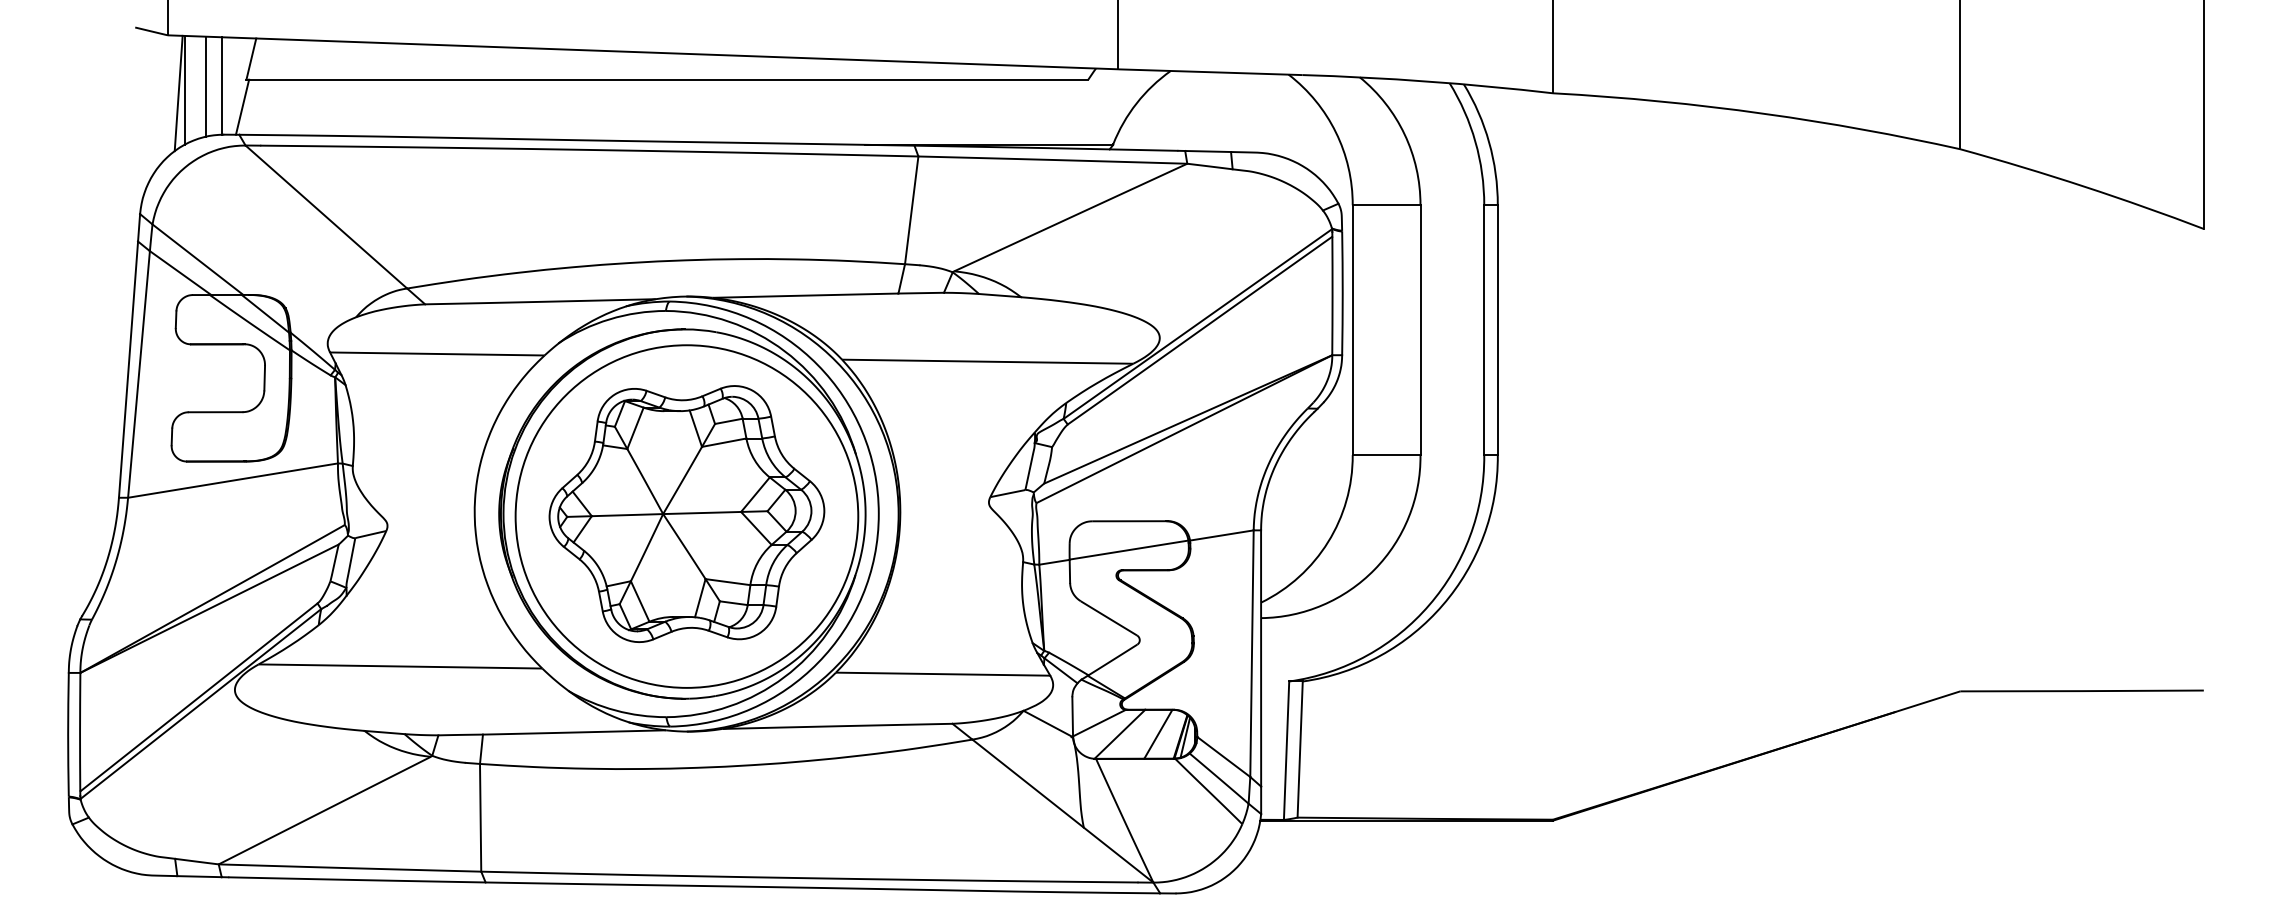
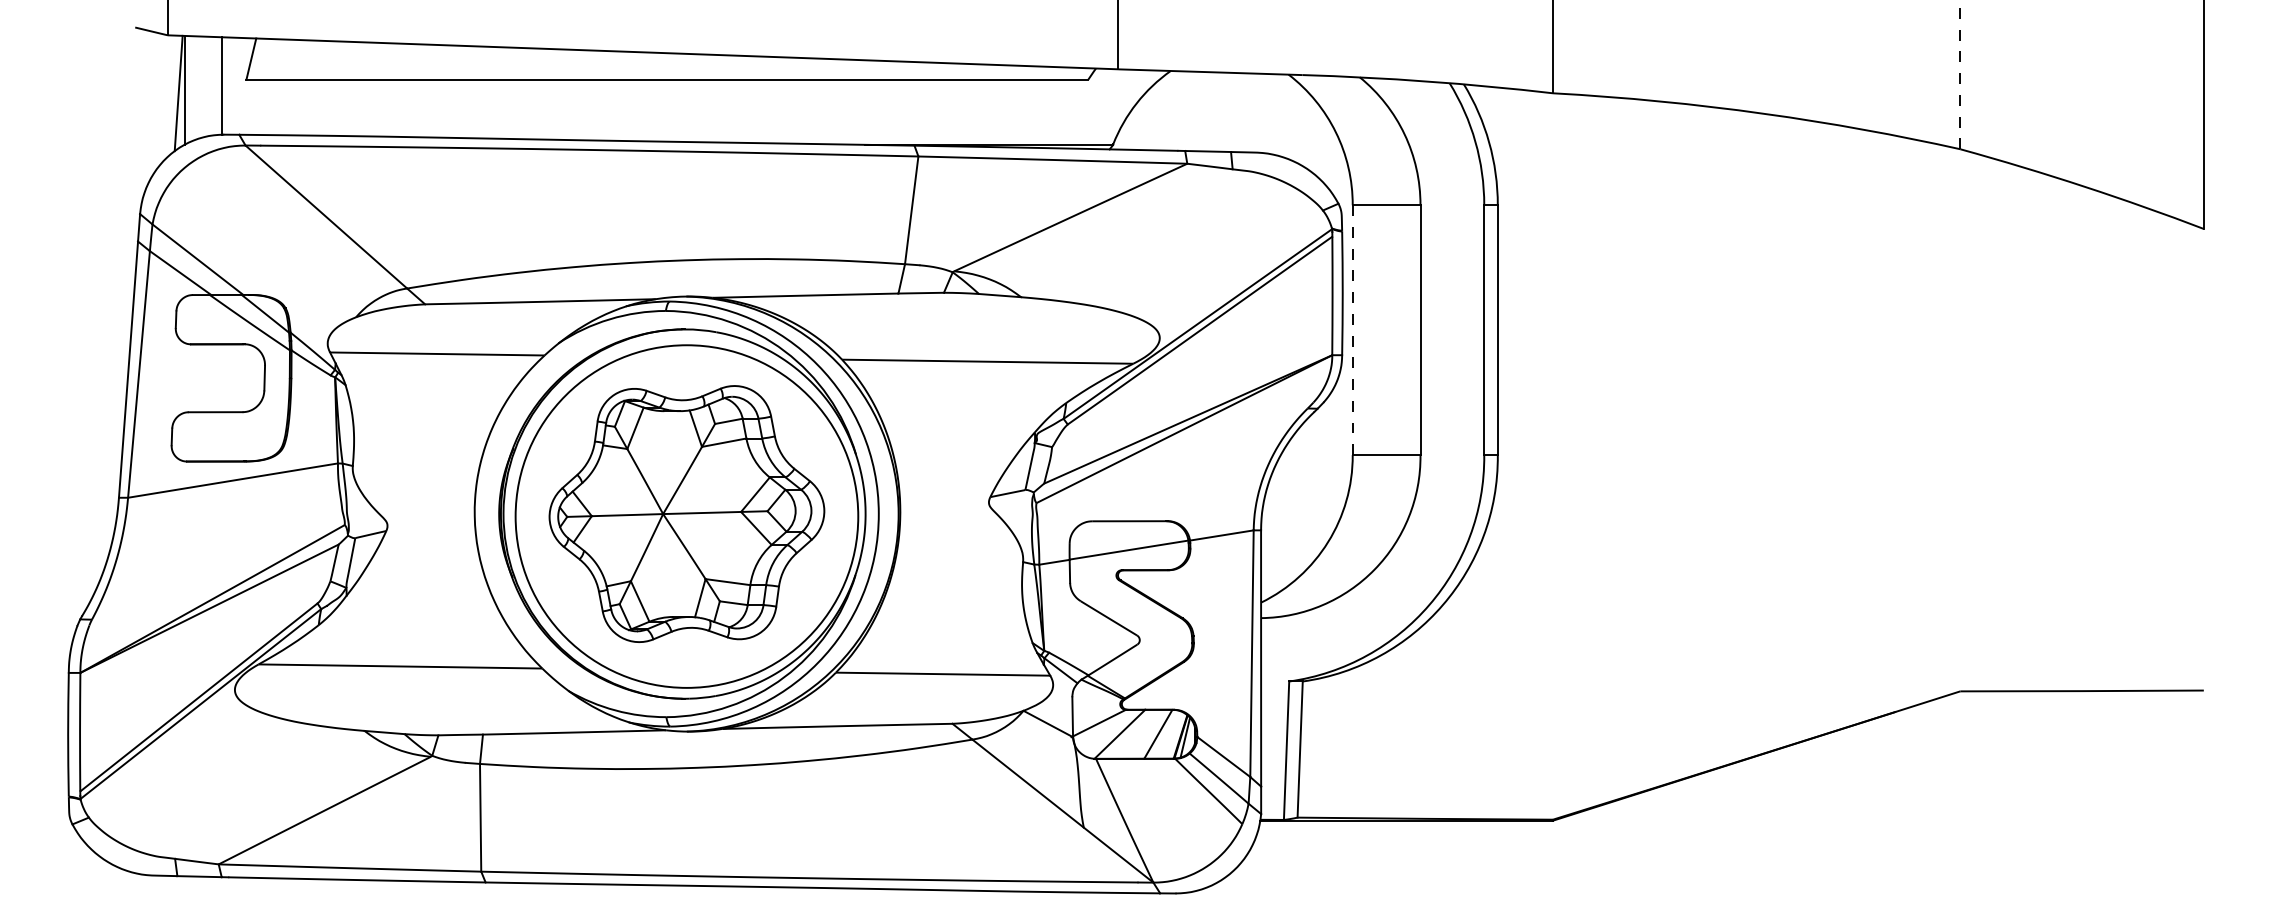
line: solid -> dashed (1960, 74)
line: present -> none (206, 86)
line: present -> none (242, 106)
line: solid -> dashed (1352, 330)
